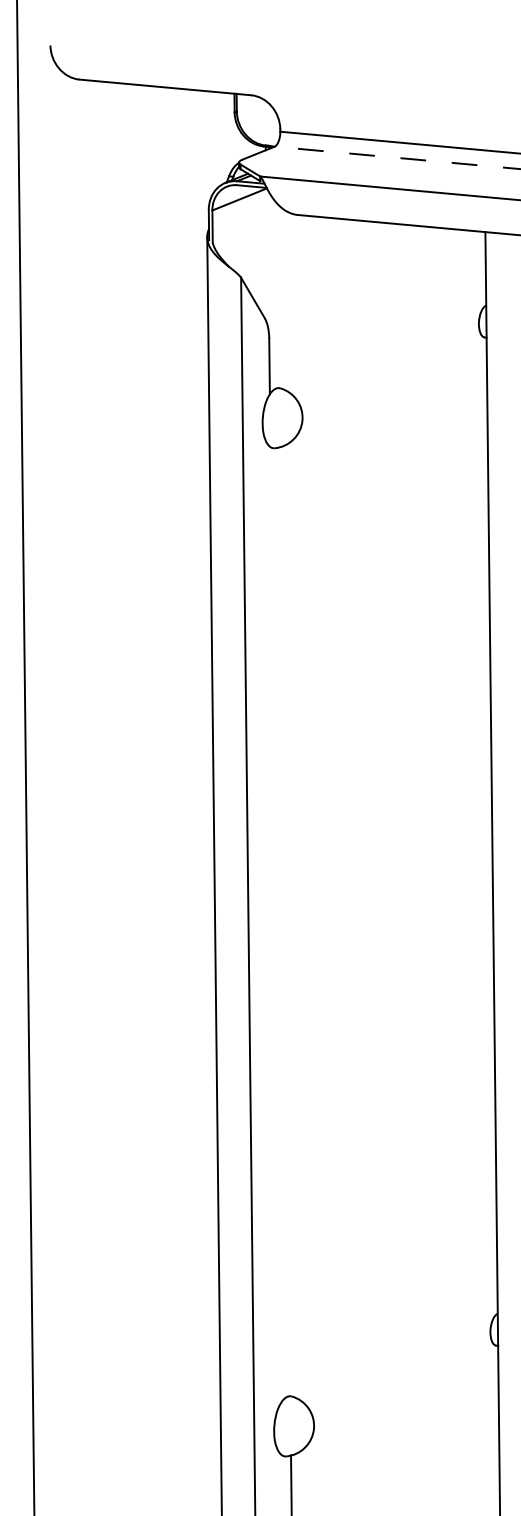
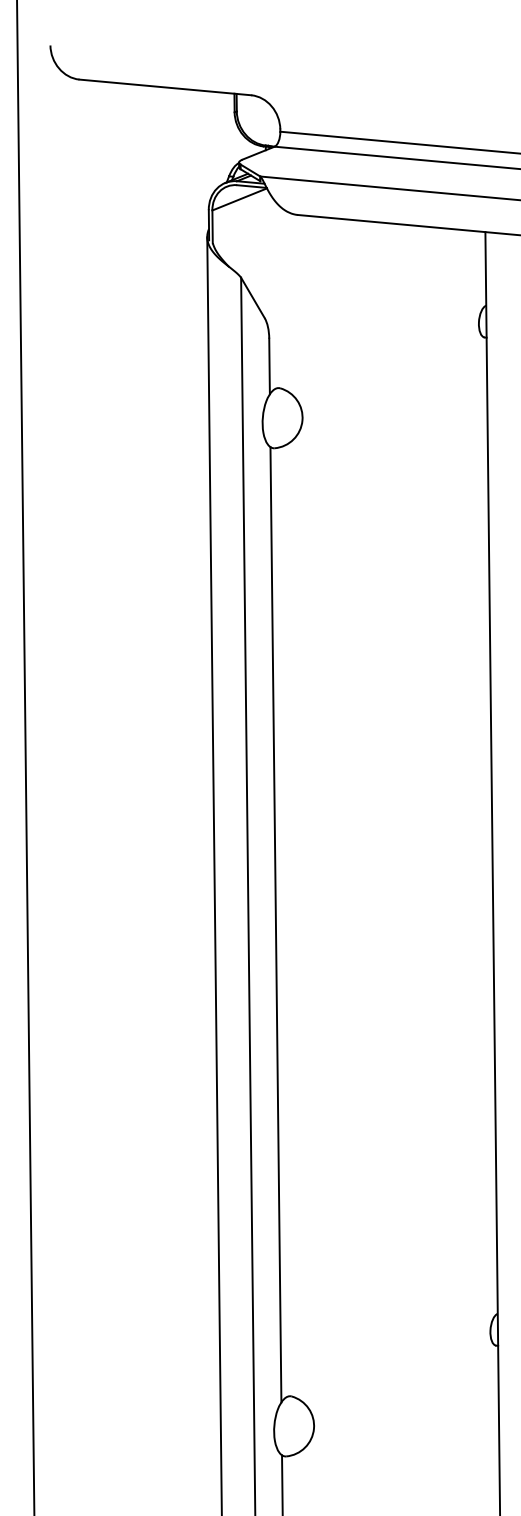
line: dashed -> solid (396, 157)
line: none -> present (275, 924)
line position: (291, 1483) -> (282, 1483) (282, 1483)
